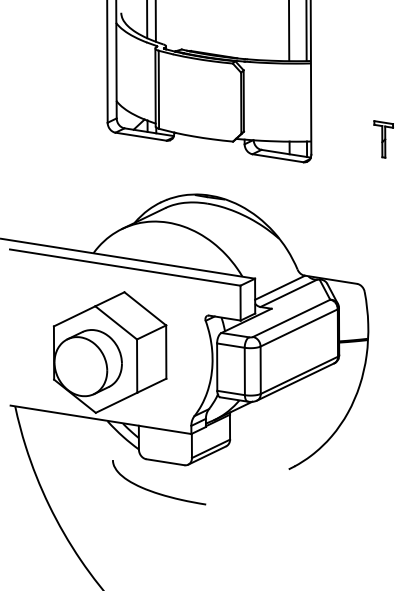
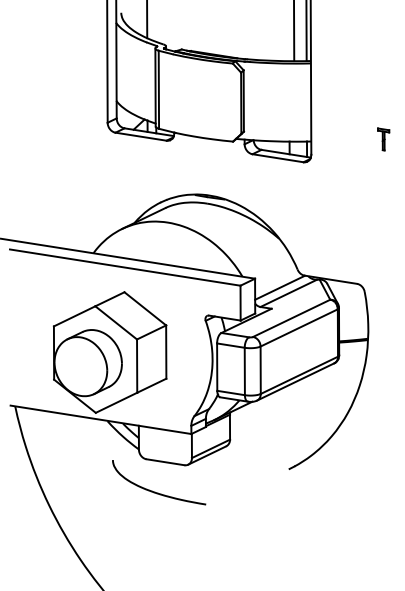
line: present -> none (155, 21)
line position: (289, 31) -> (294, 31) (294, 31)
part size: 21x39 px -> 14x25 px (383, 139)
